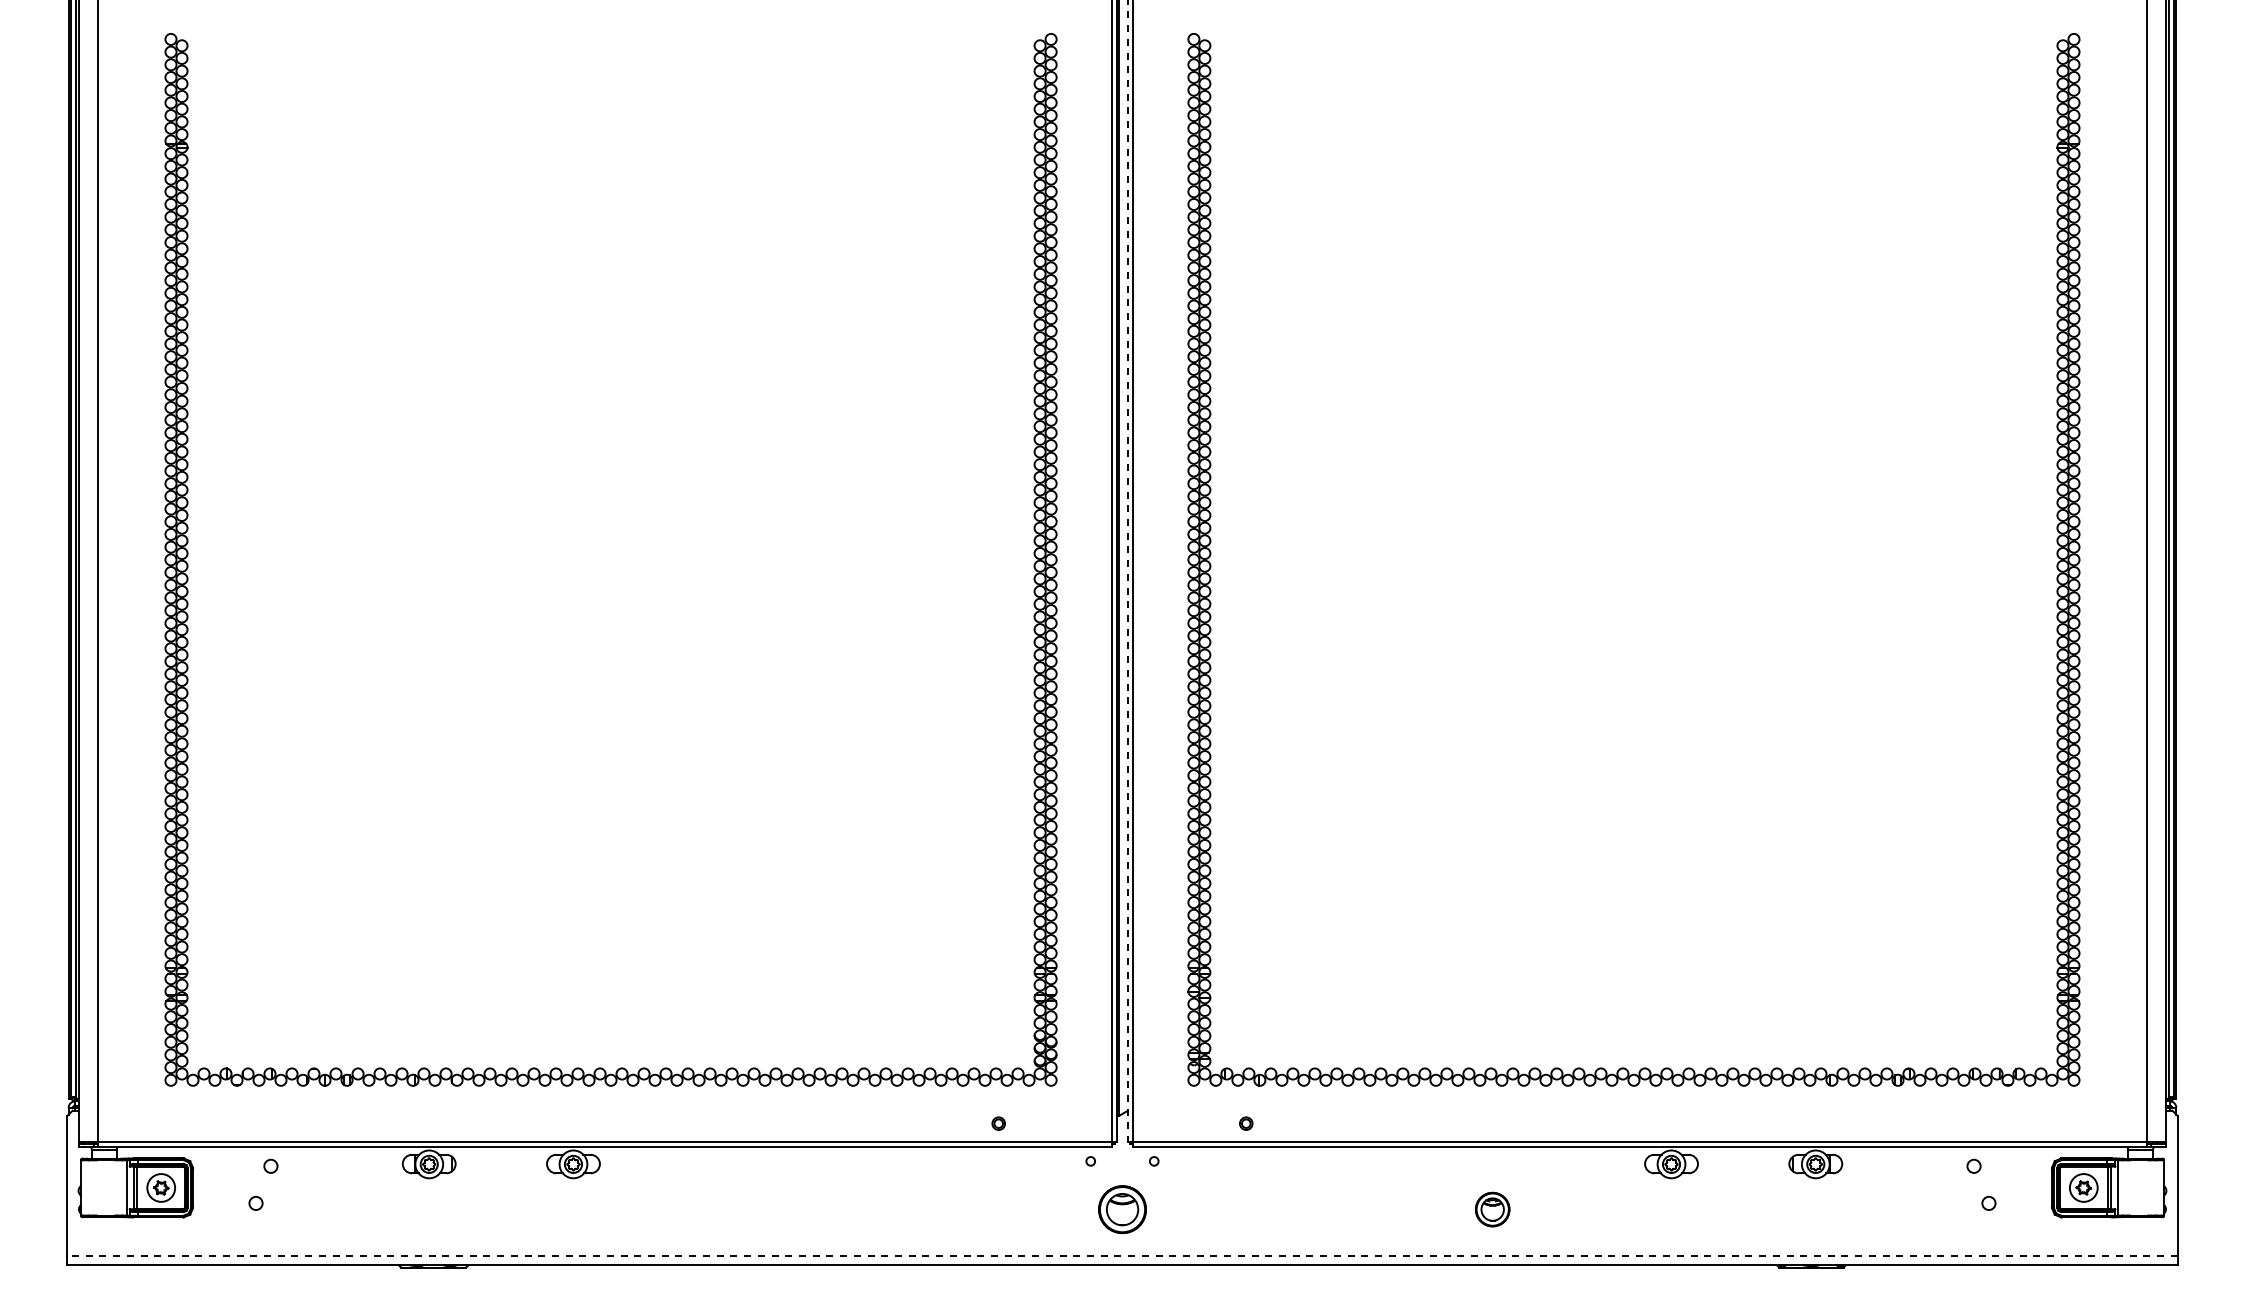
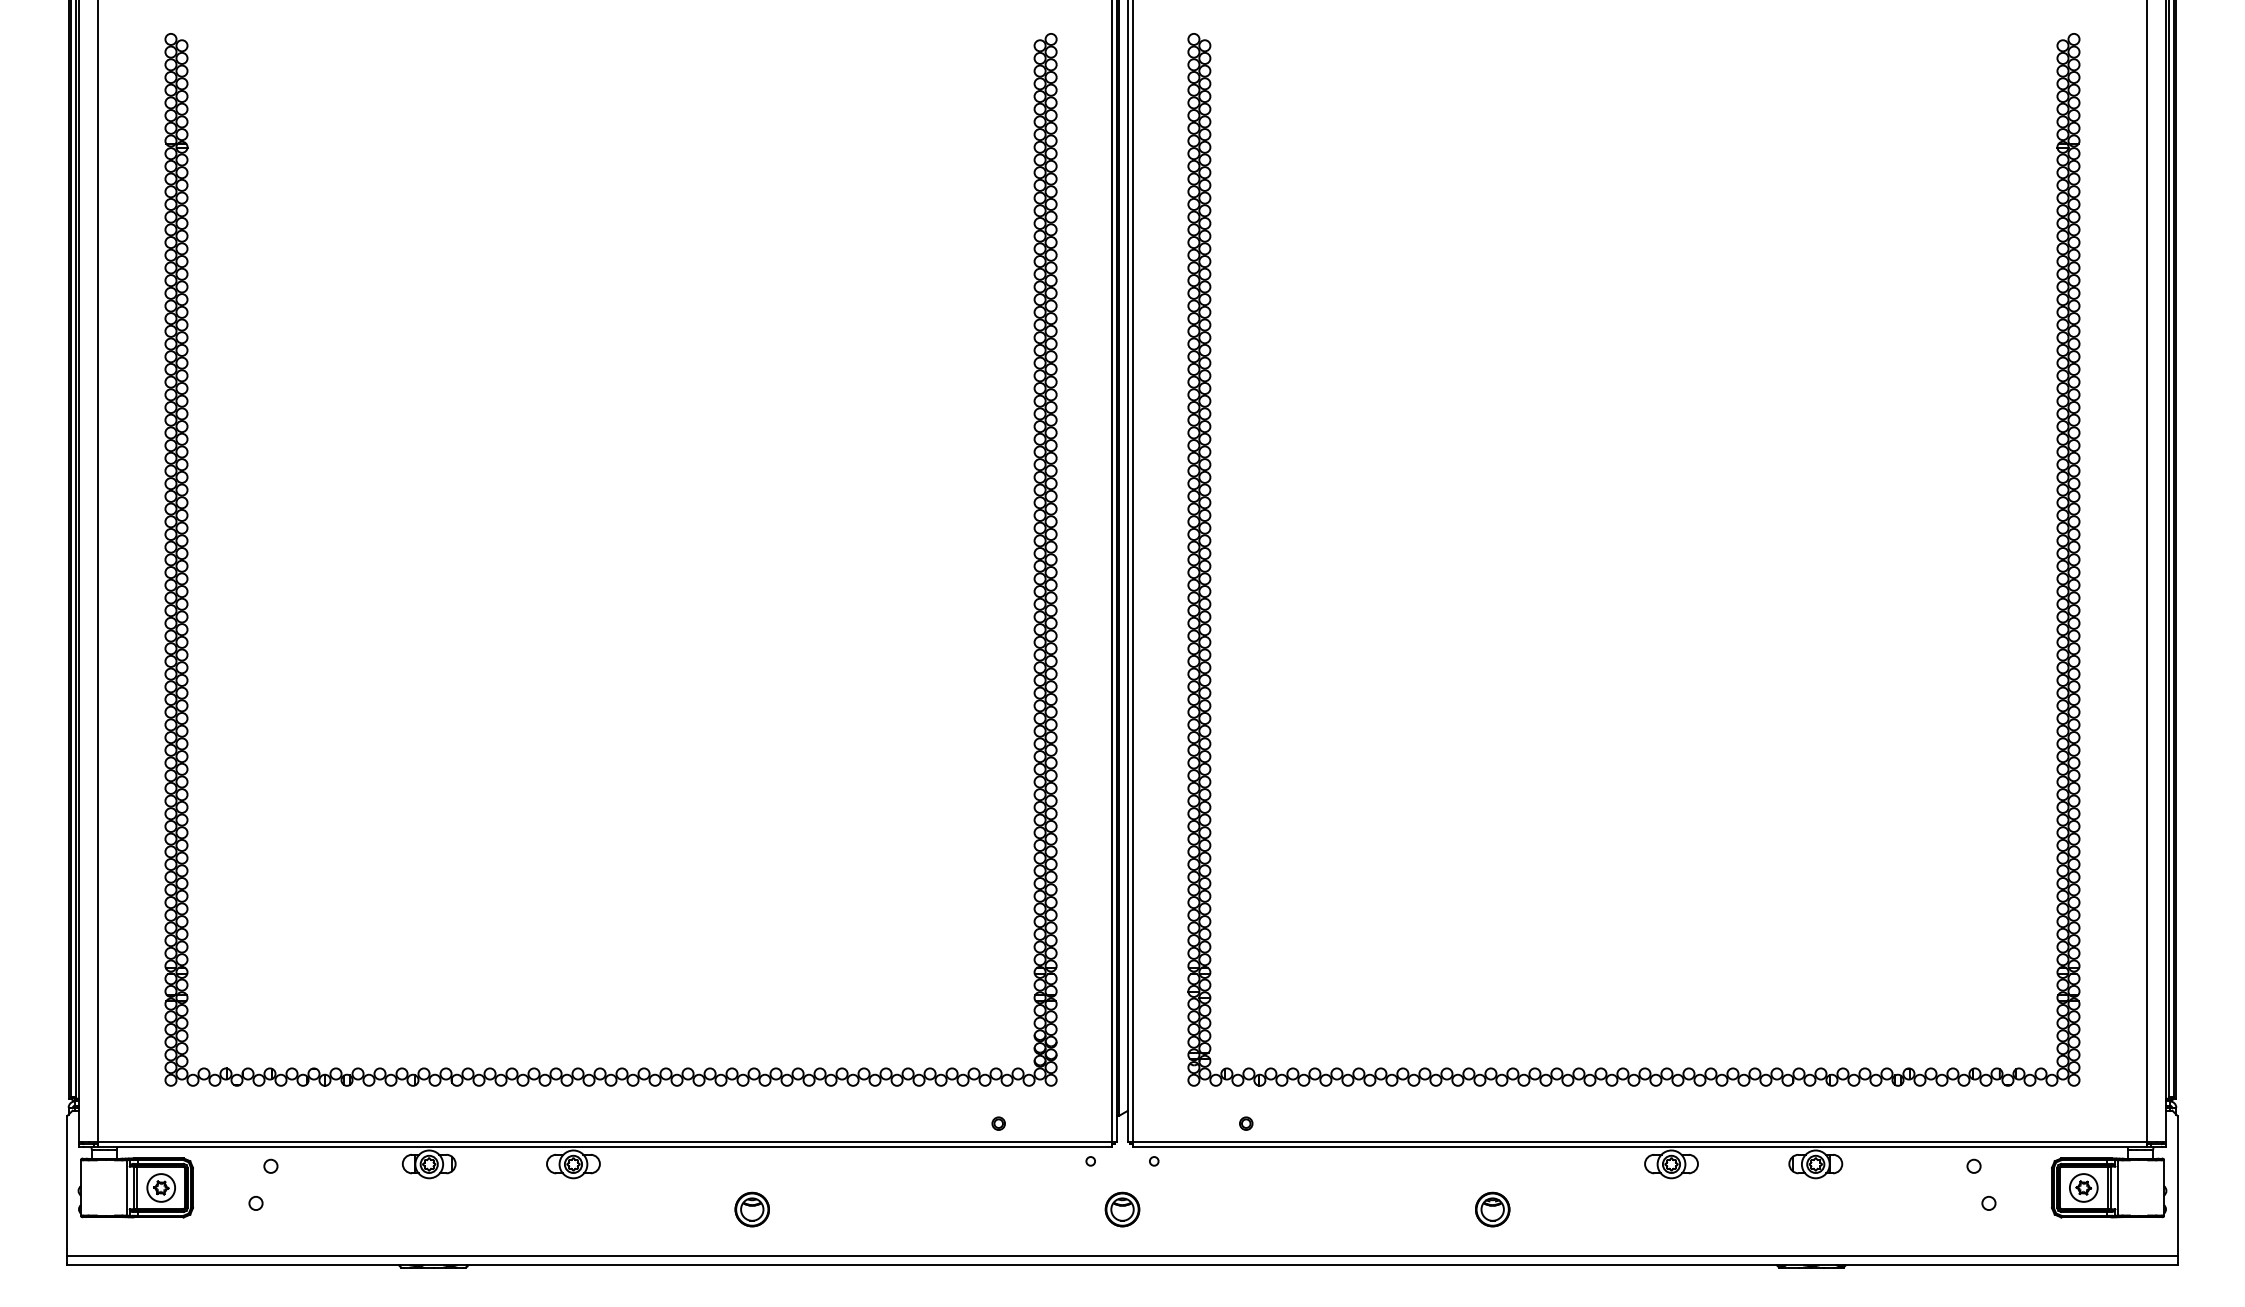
line: dashed -> solid (1127, 571)
part: none -> present (751, 1209)
part size: 49x50 px -> 37x37 px (1122, 1209)
line: dashed -> solid (1122, 1256)
